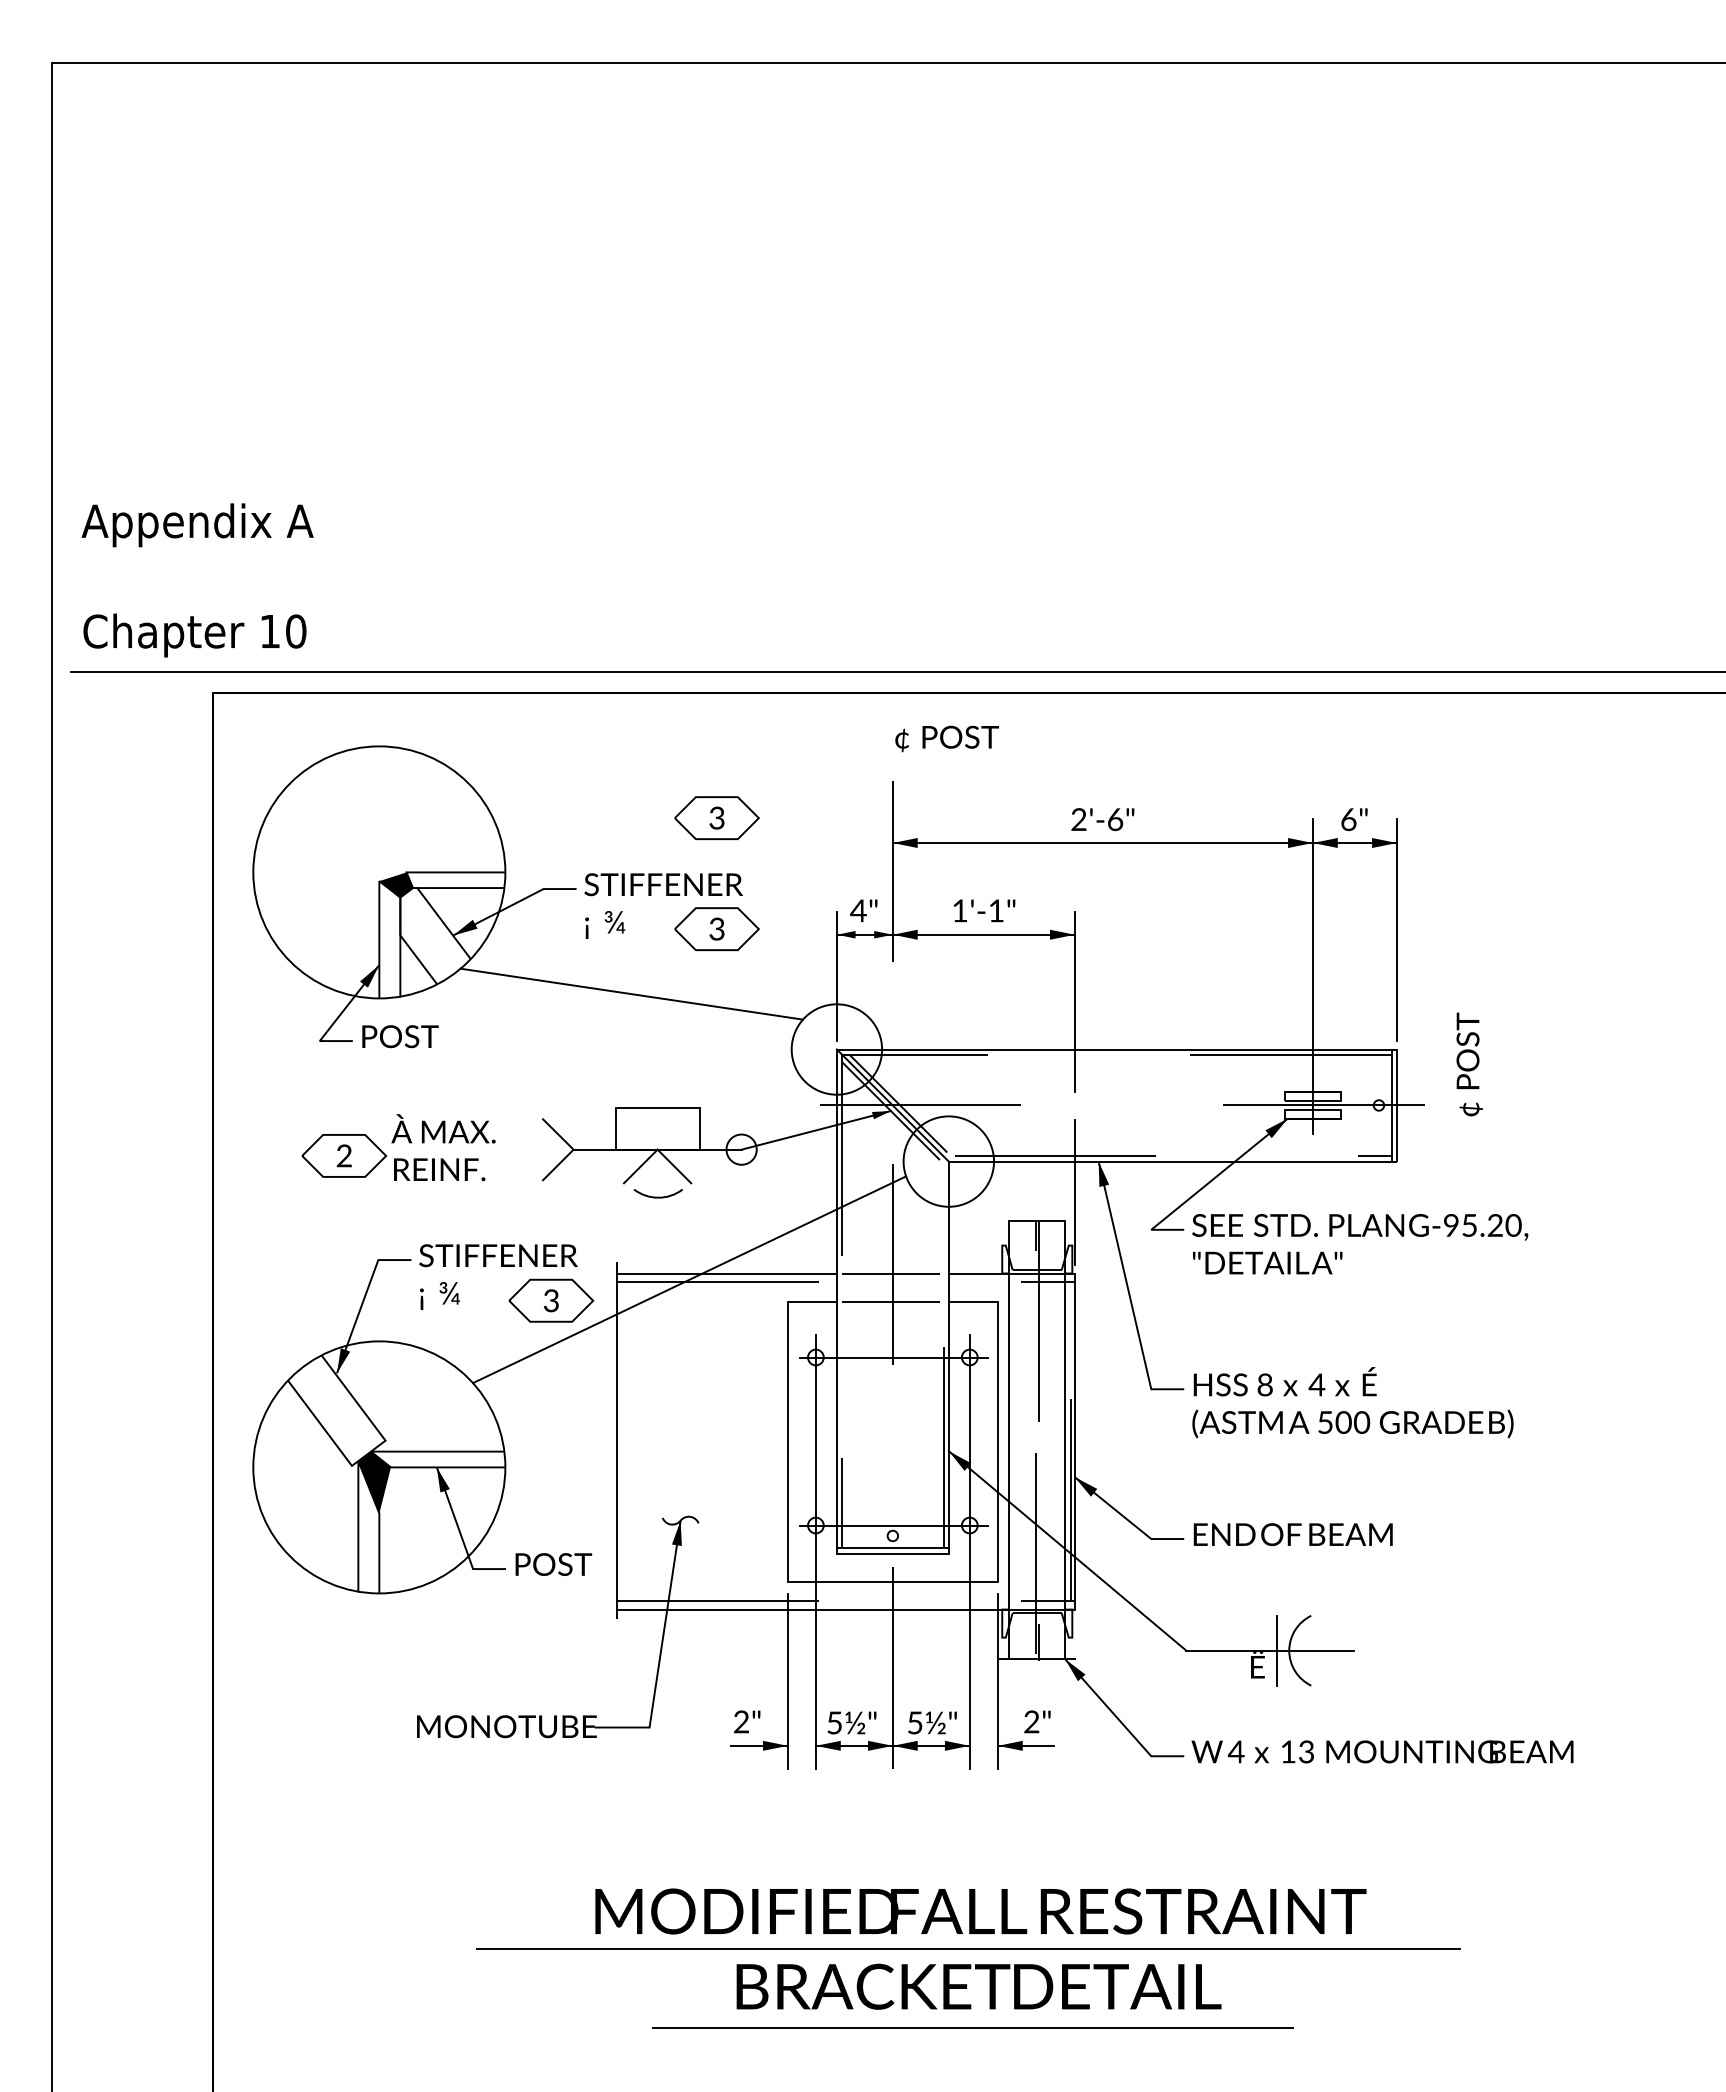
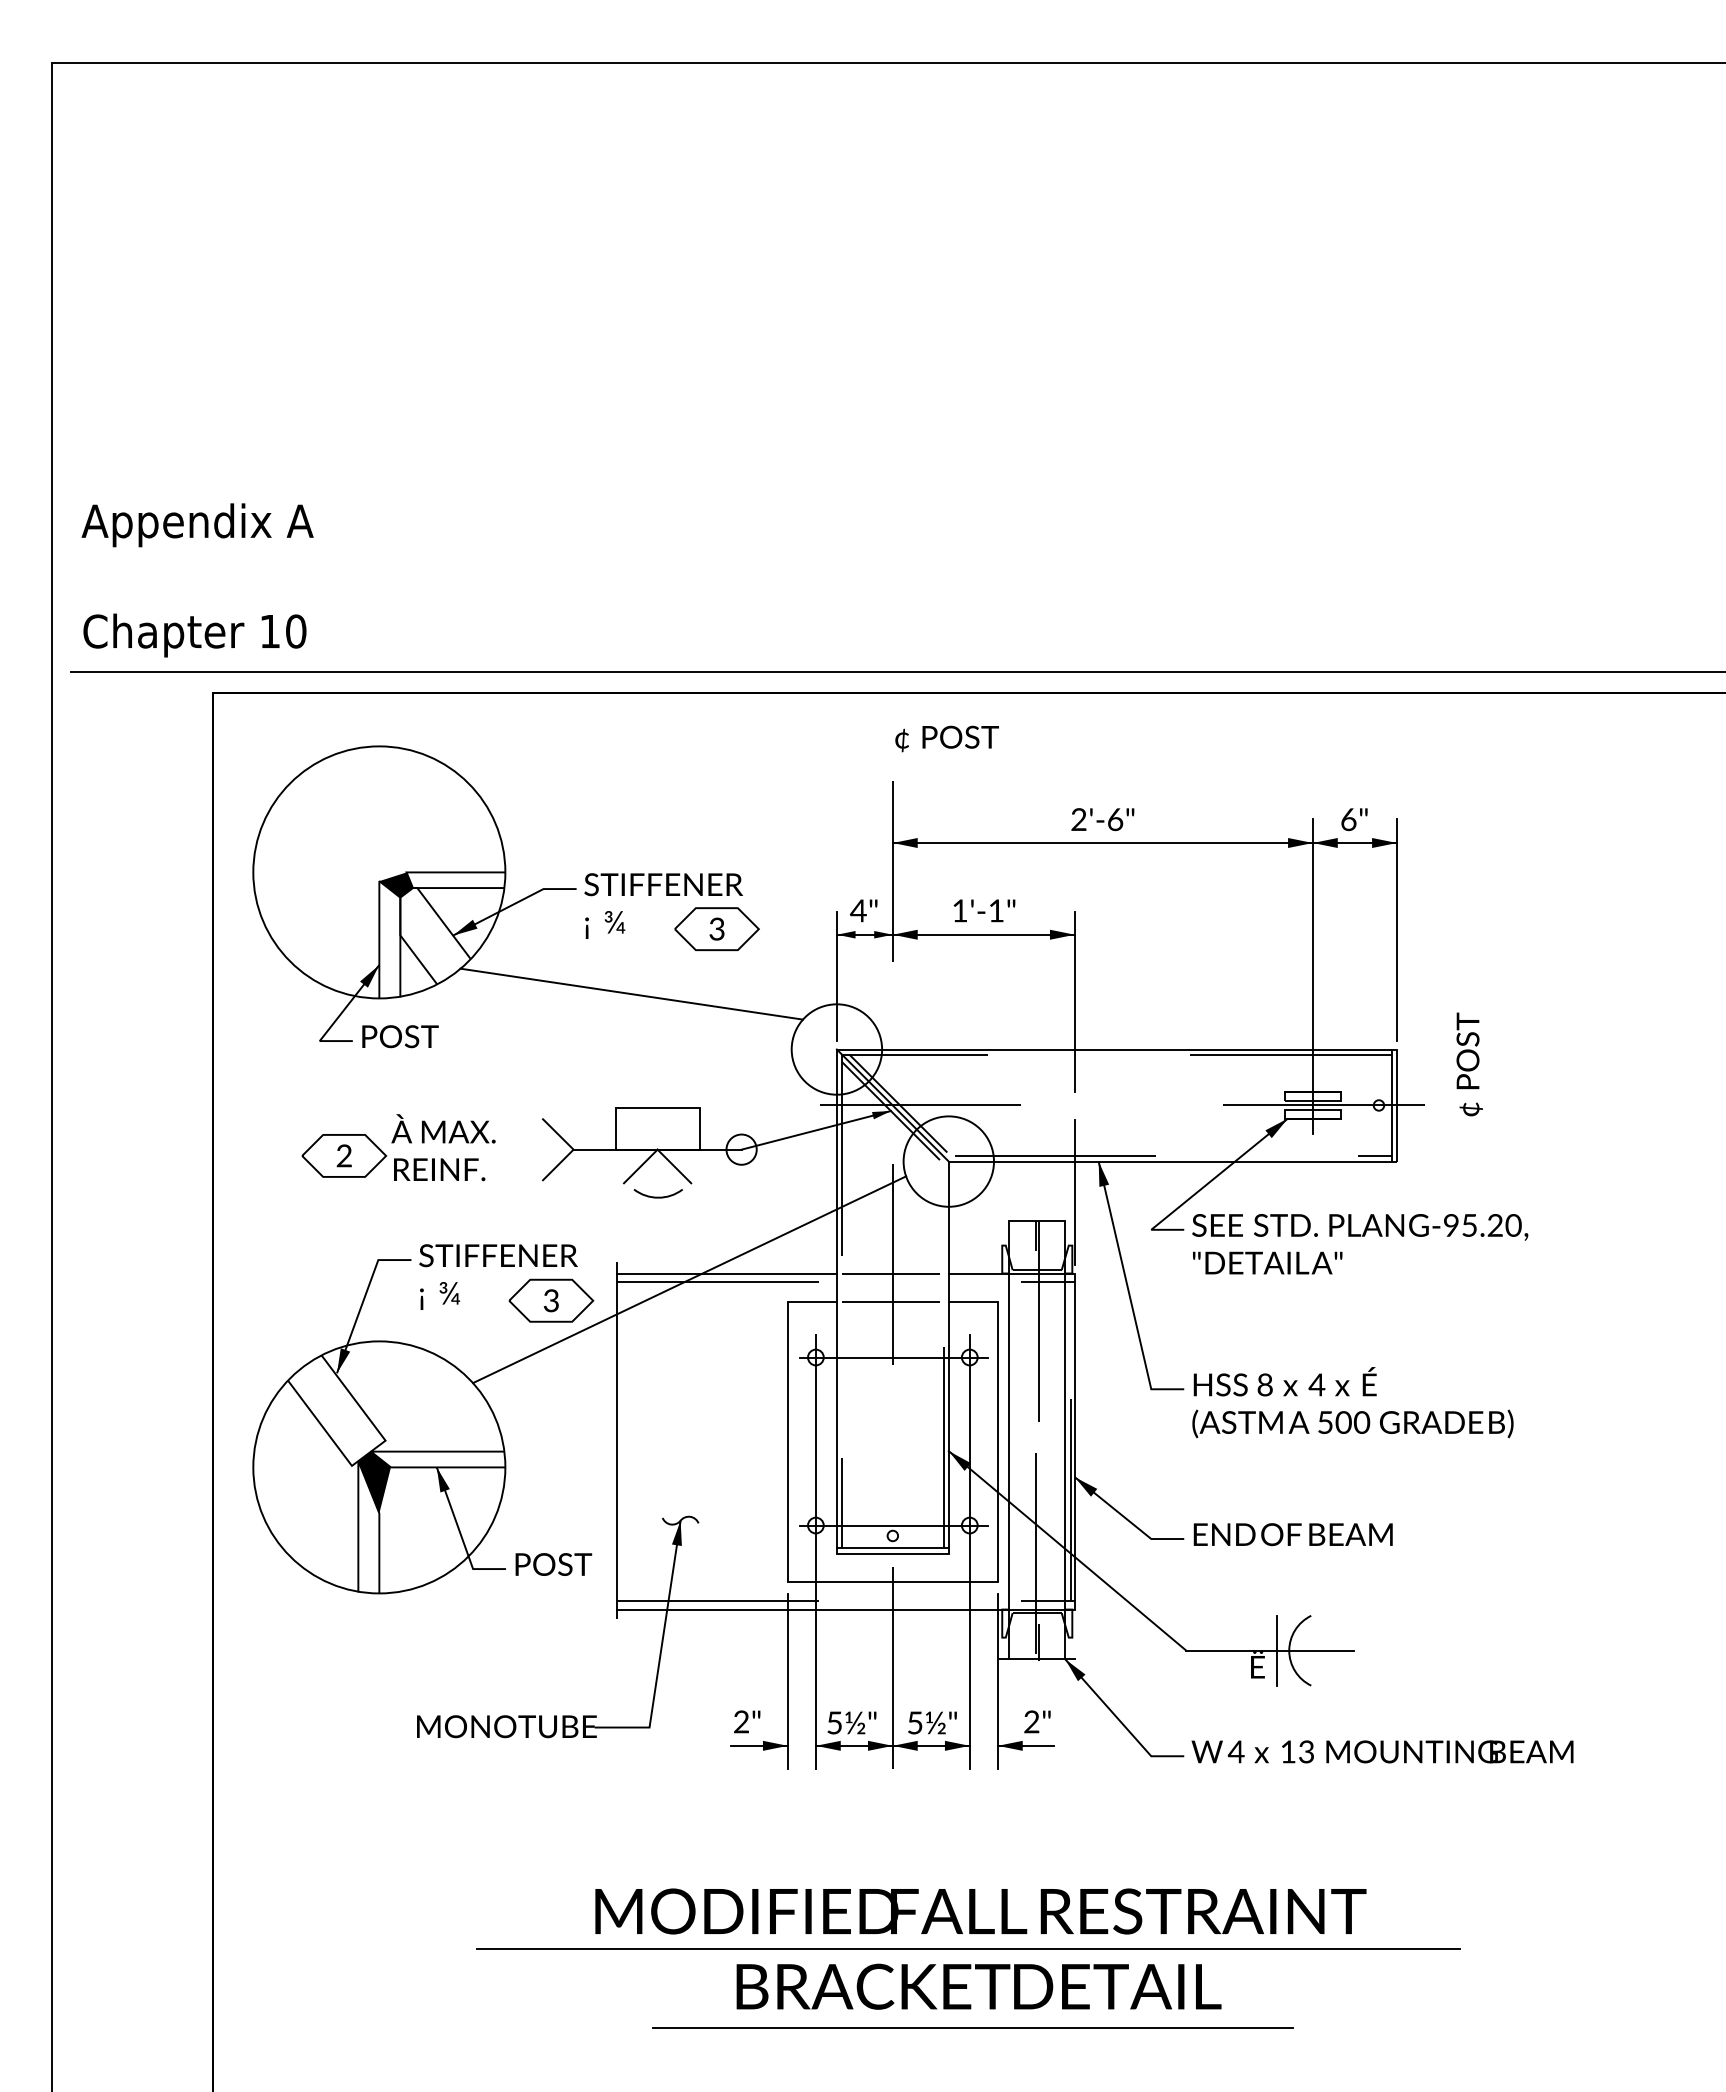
part: present -> none (716, 817)
